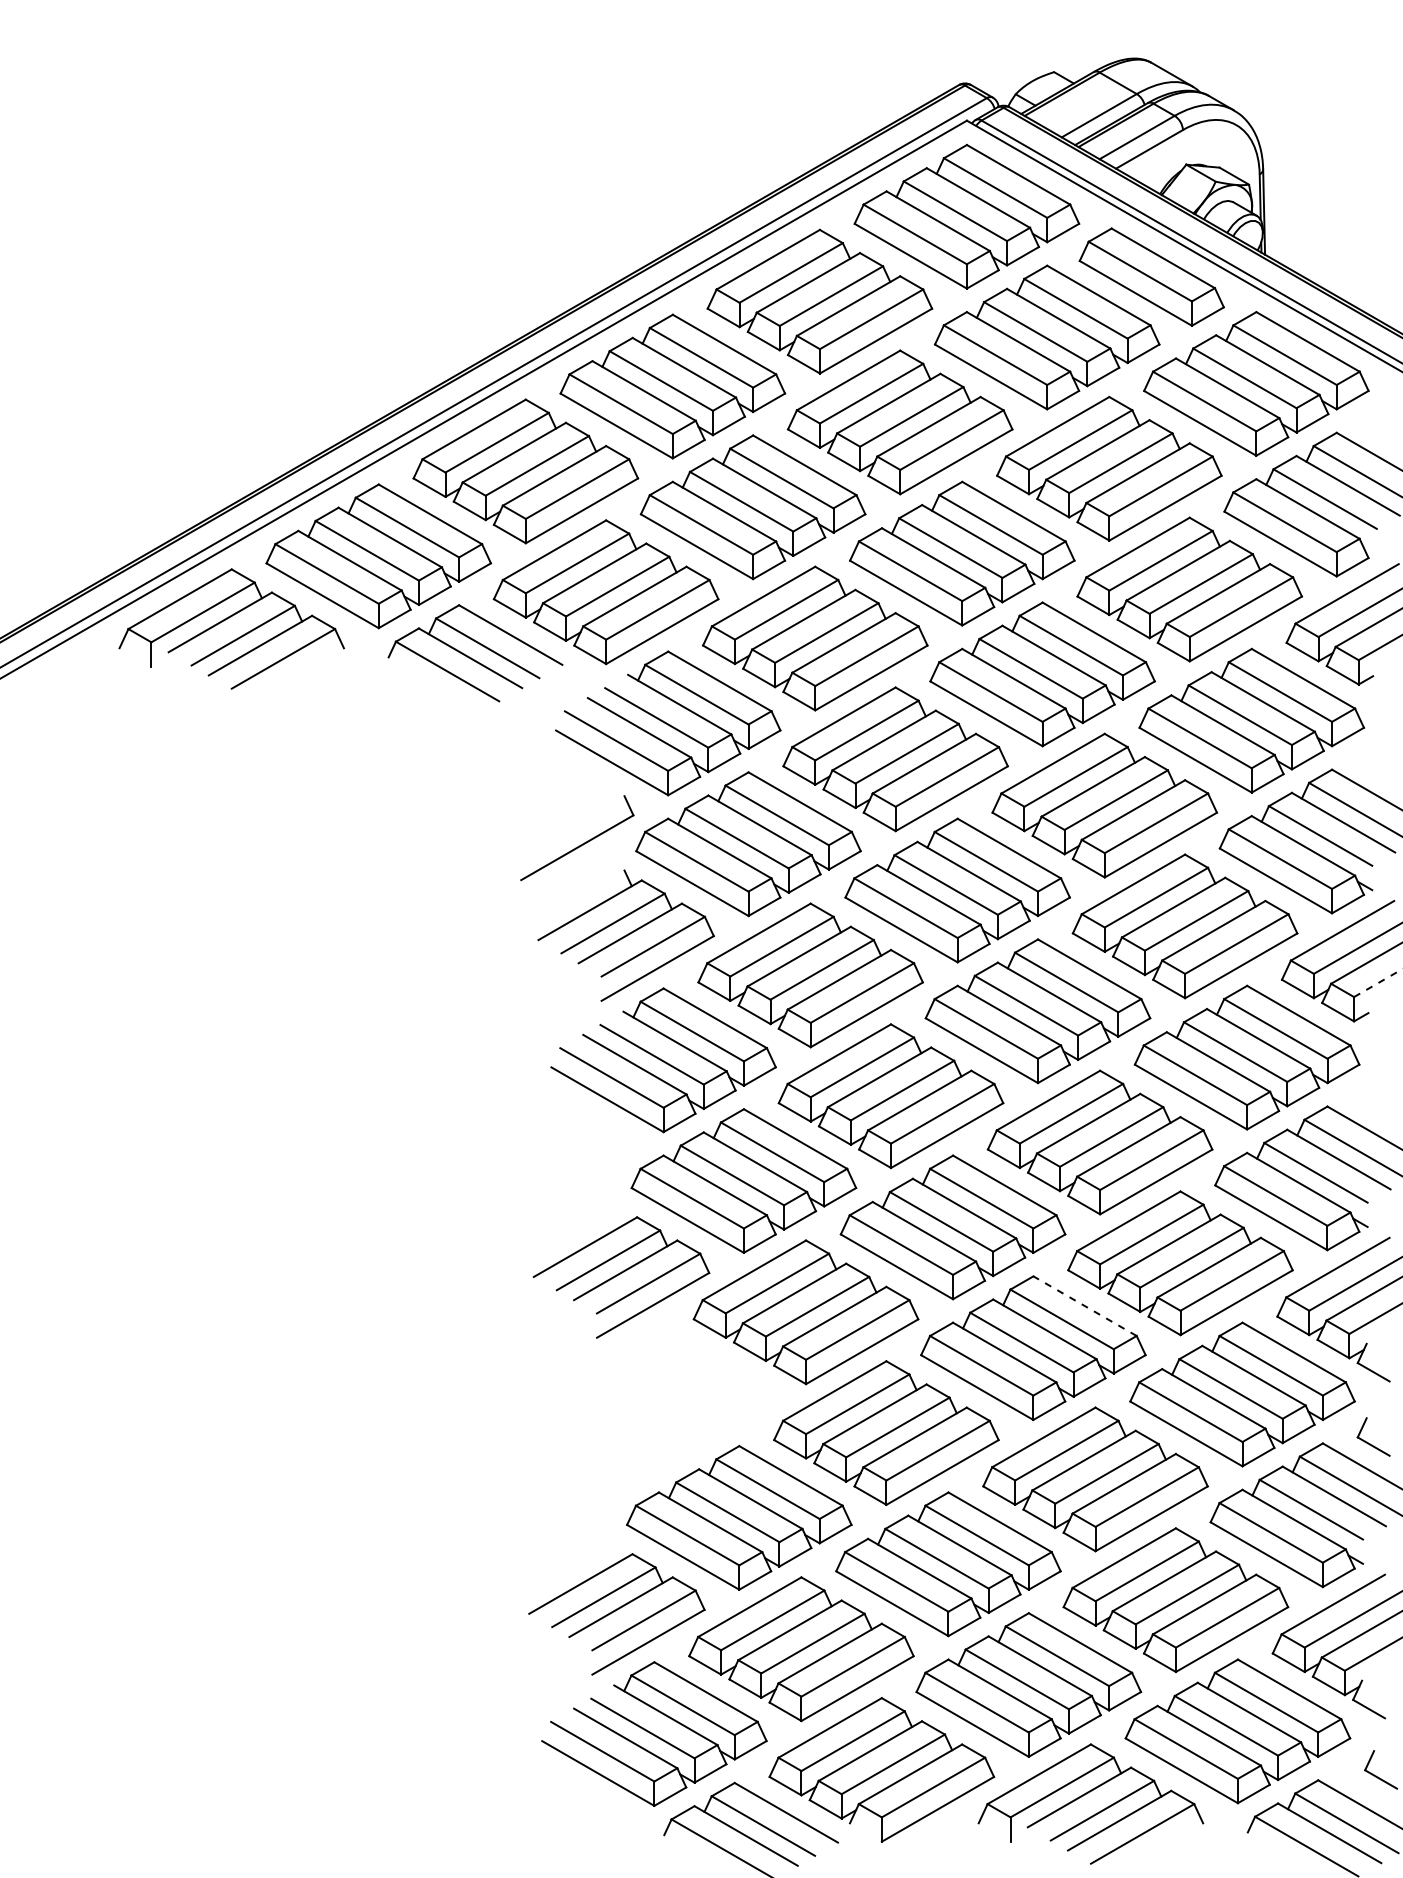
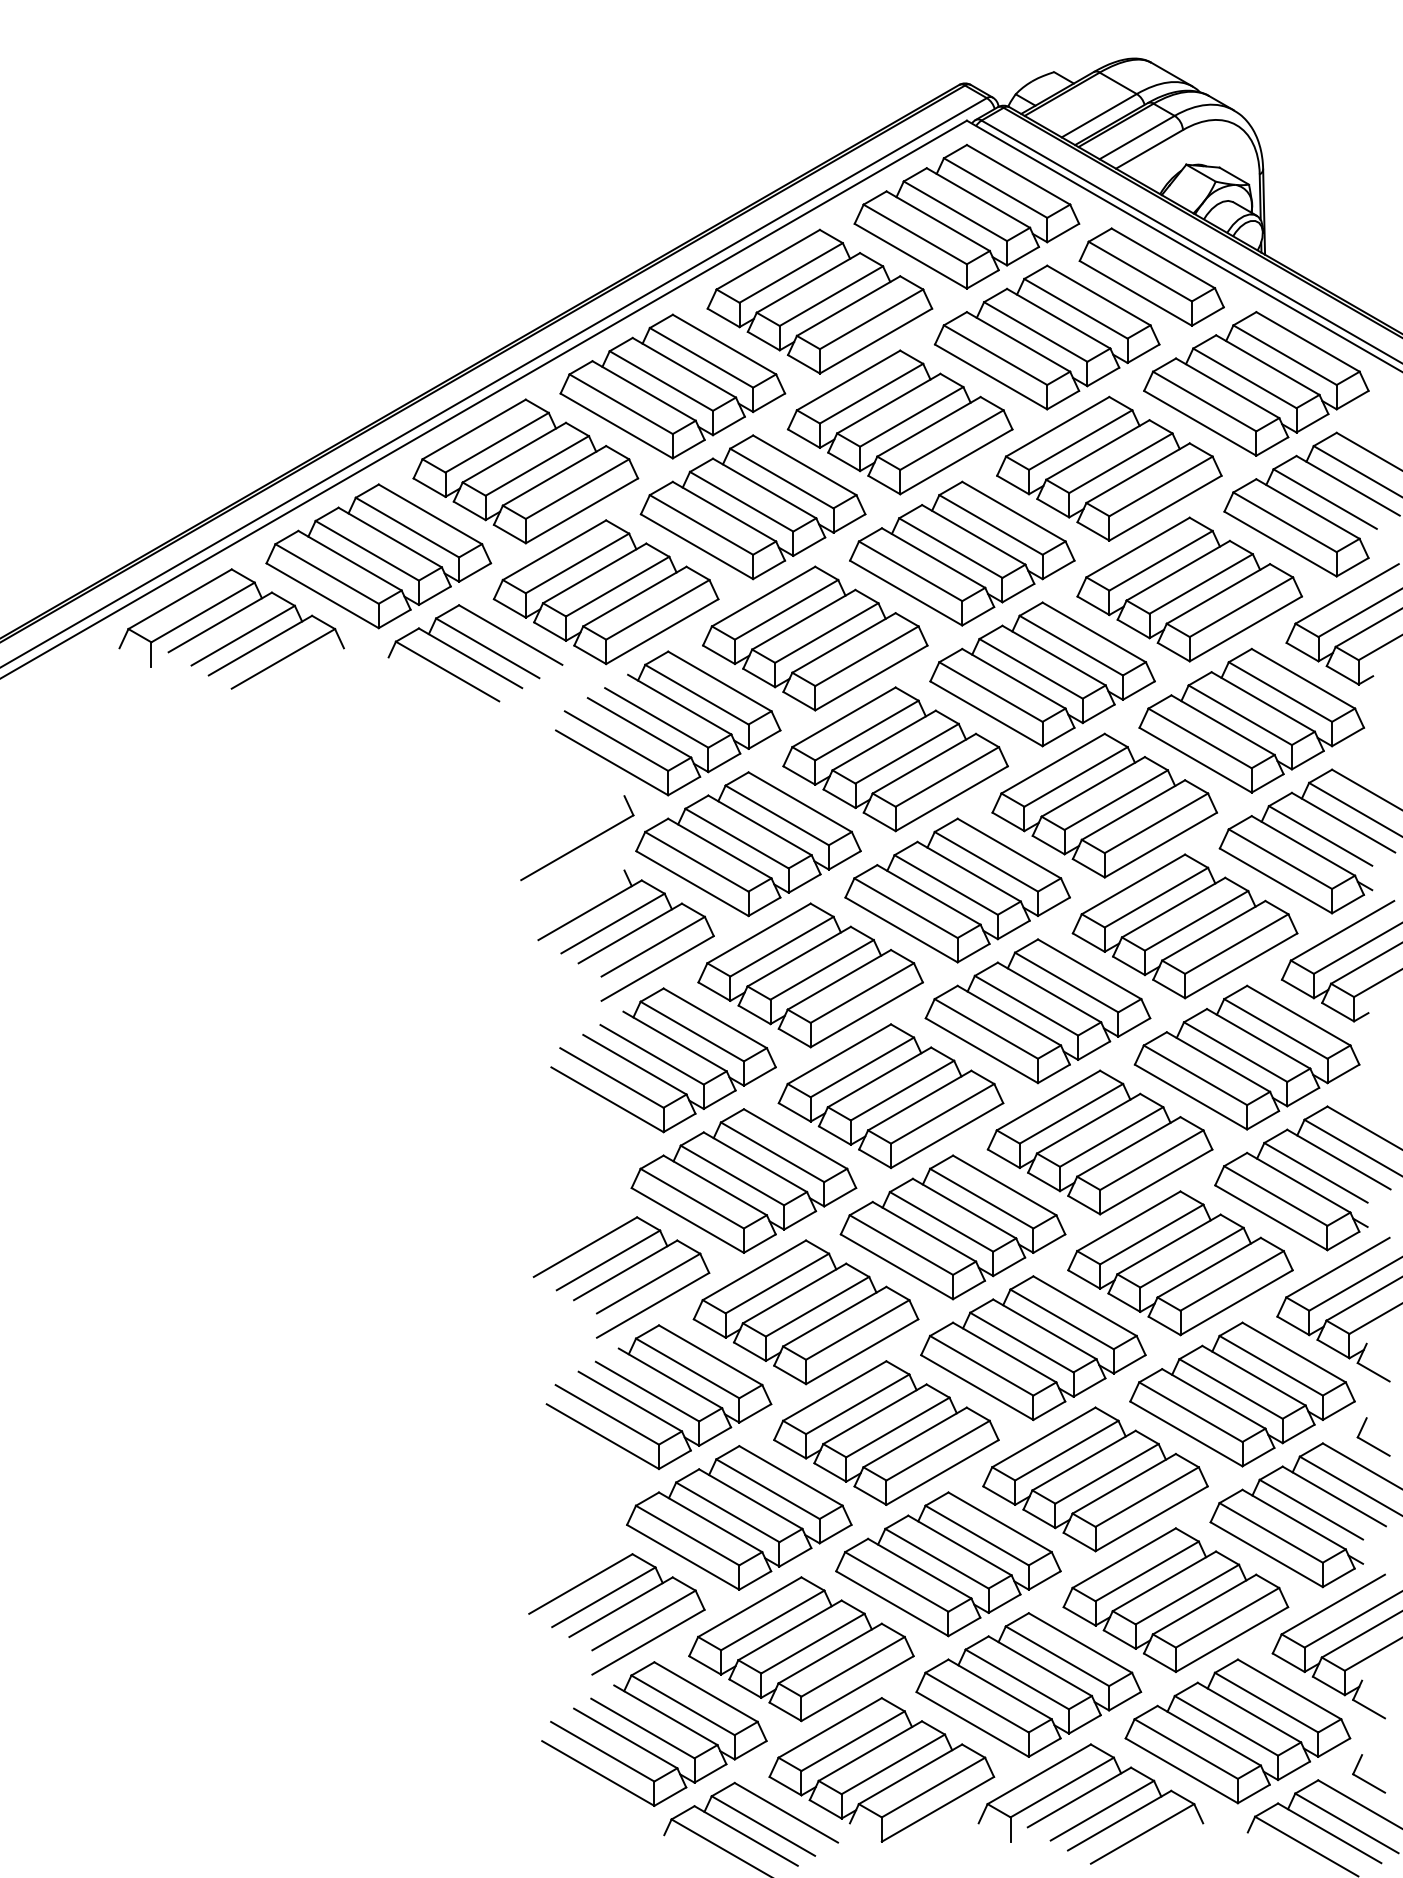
line: dashed -> solid (1378, 983)
line: dashed -> solid (1085, 1306)
part: none -> present (658, 1396)
part position: (1378, 1776) -> (1366, 1780) (1366, 1780)
